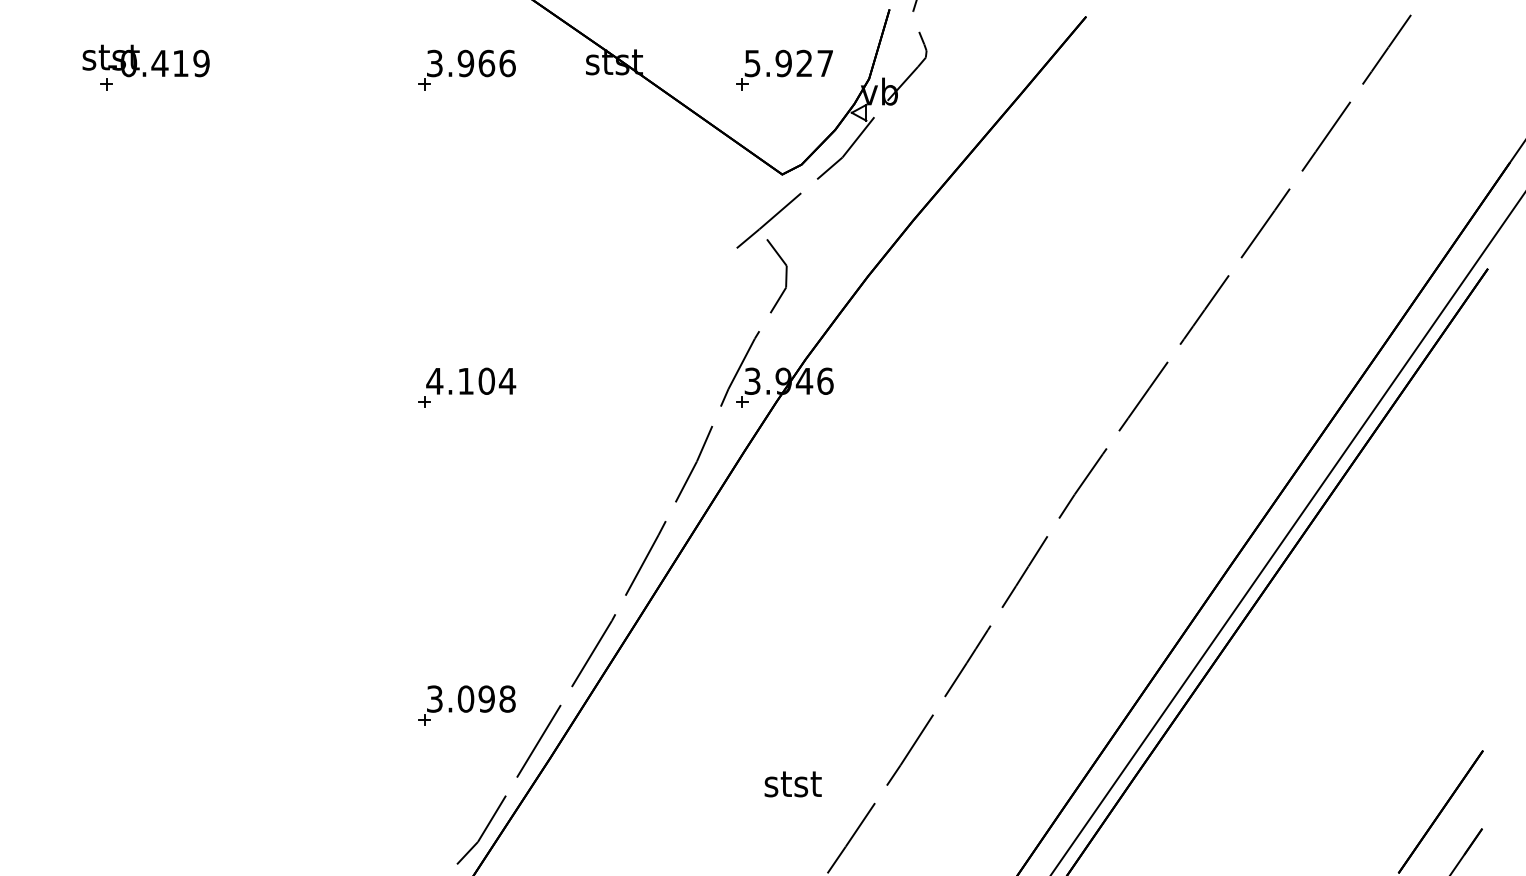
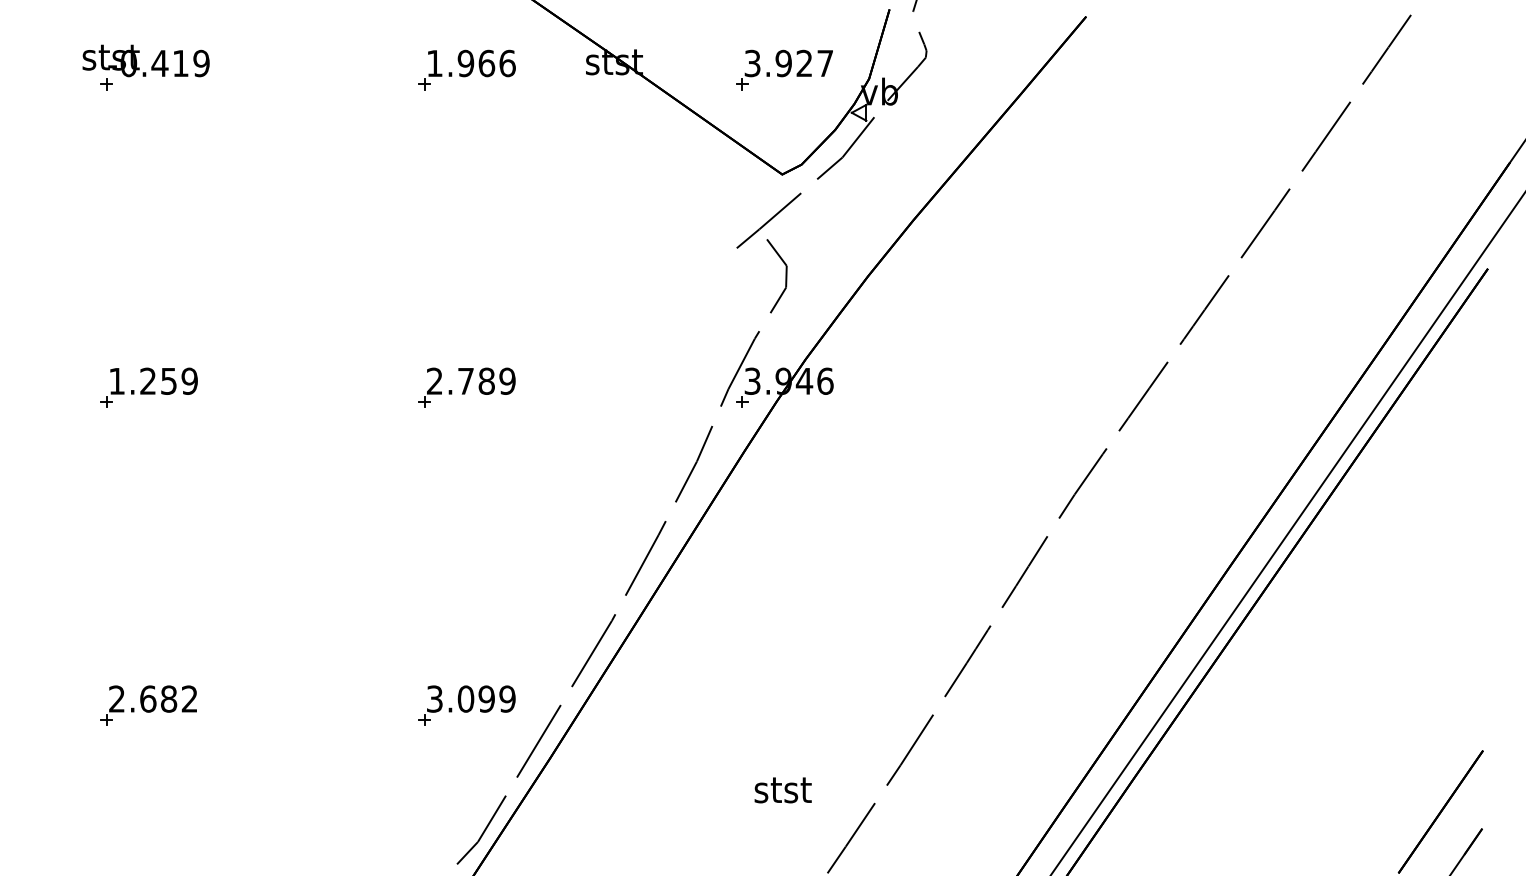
text: 5.927 -> 3.927 (752, 62)
text: 3.966 -> 1.966 (434, 63)
text: 4.104 -> 2.789 (471, 380)
part: none -> present (148, 387)
text: 3.098 -> 3.099 (507, 698)
part: none -> present (148, 705)
text position: (792, 784) -> (782, 790) (782, 790)
